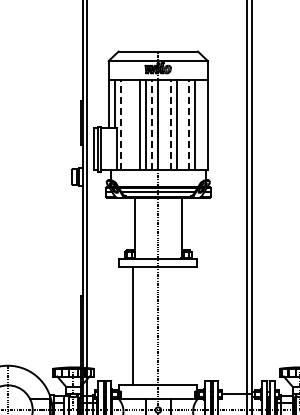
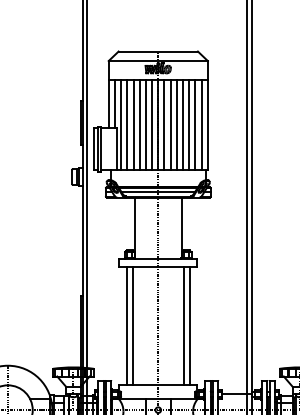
line: dashed -> solid (121, 124)
line: none -> present (127, 124)
line: none -> present (133, 124)
line: dashed -> solid (152, 124)
line: none -> present (164, 124)
line: dashed -> solid (170, 124)
line: none -> present (182, 124)
line: dashed -> solid (189, 124)
line: none -> present (201, 124)
line: none -> present (127, 326)
line: none -> present (183, 326)
line: none -> present (189, 326)
